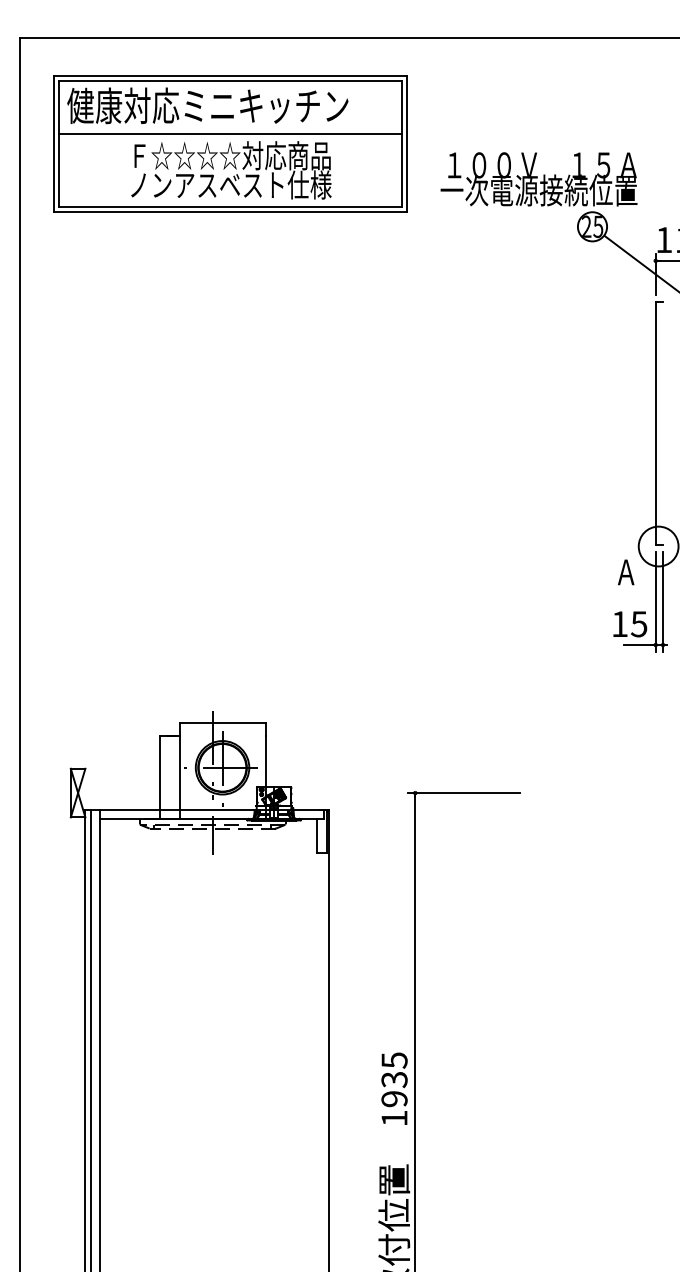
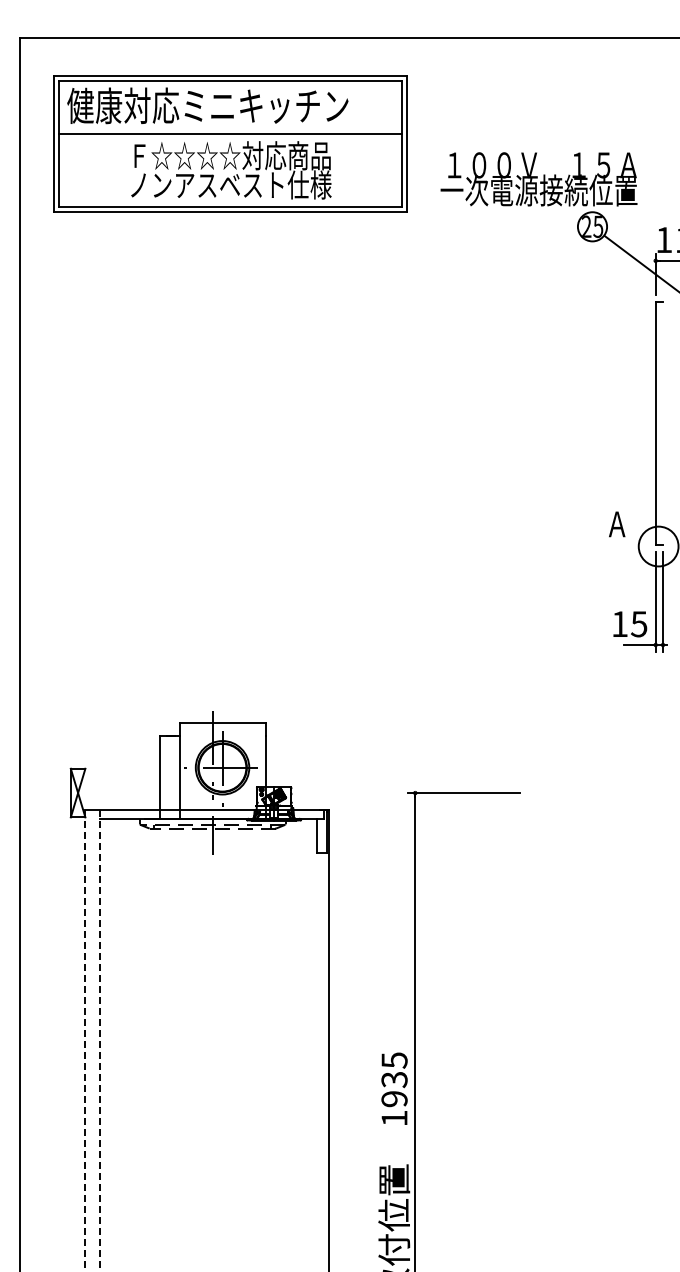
text position: (626, 572) -> (617, 524) (617, 524)
line: present -> none (91, 1039)
line: solid -> dashed (85, 1041)
line: solid -> dashed (100, 1041)
